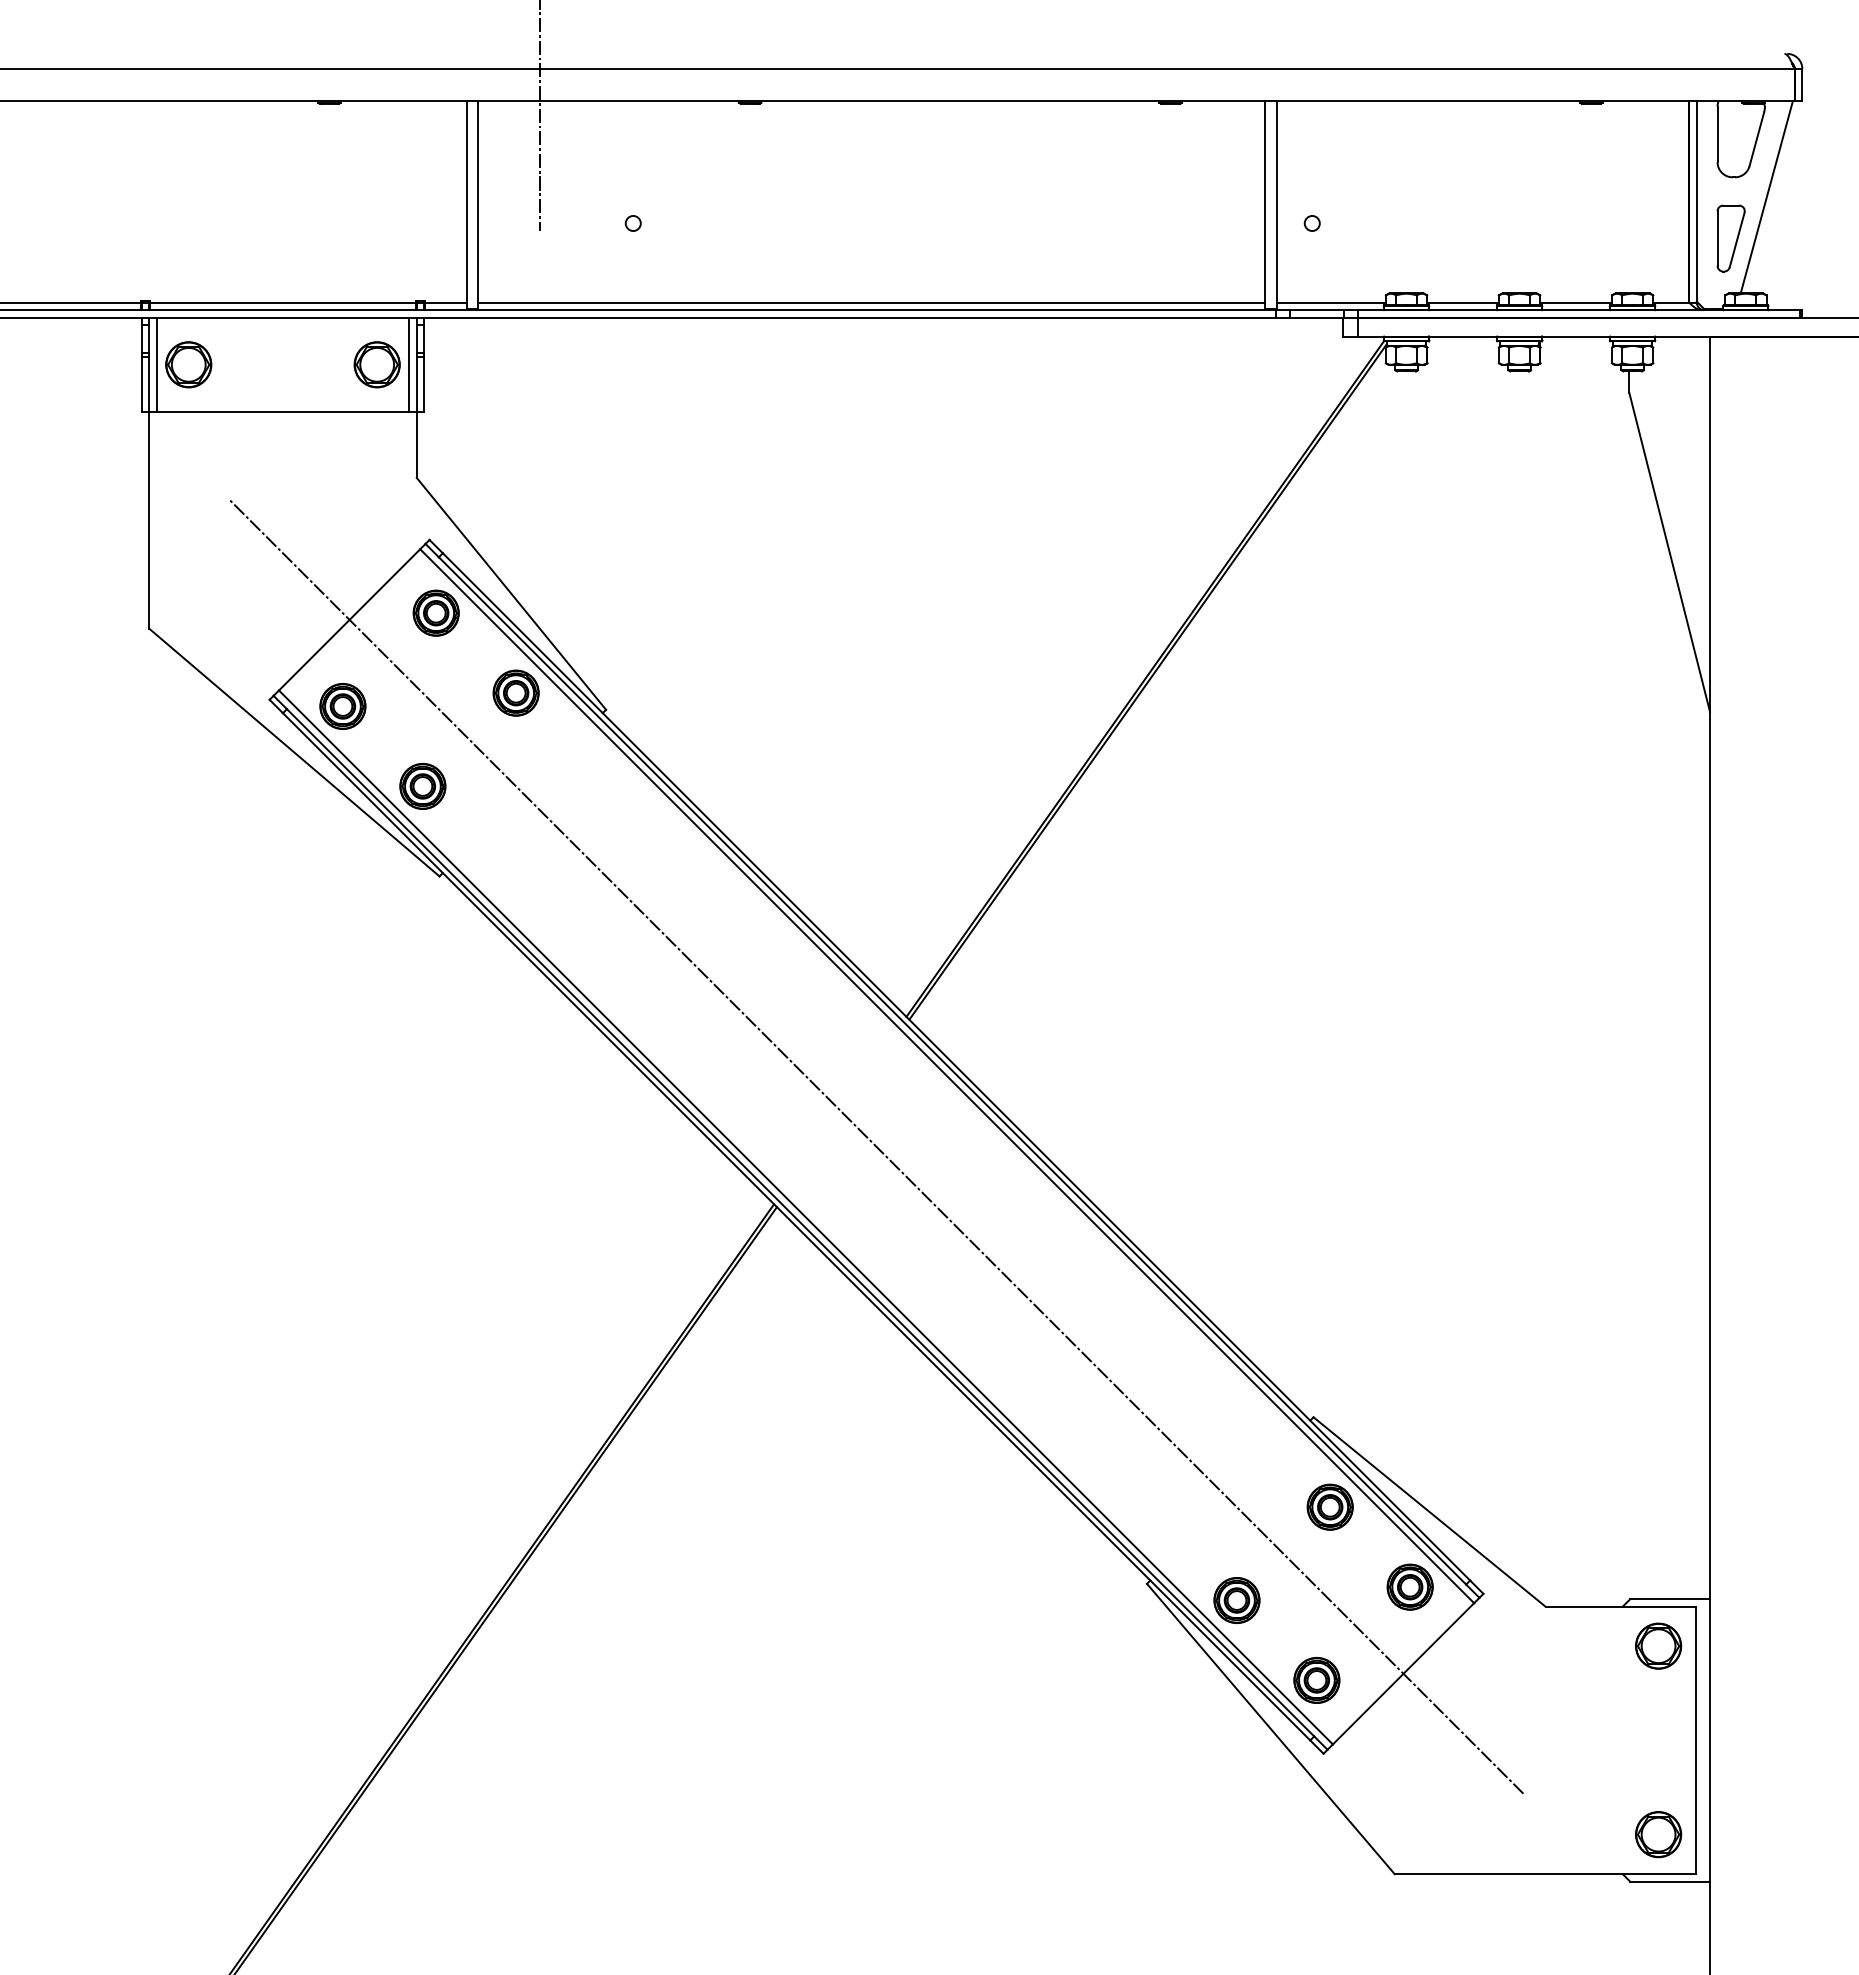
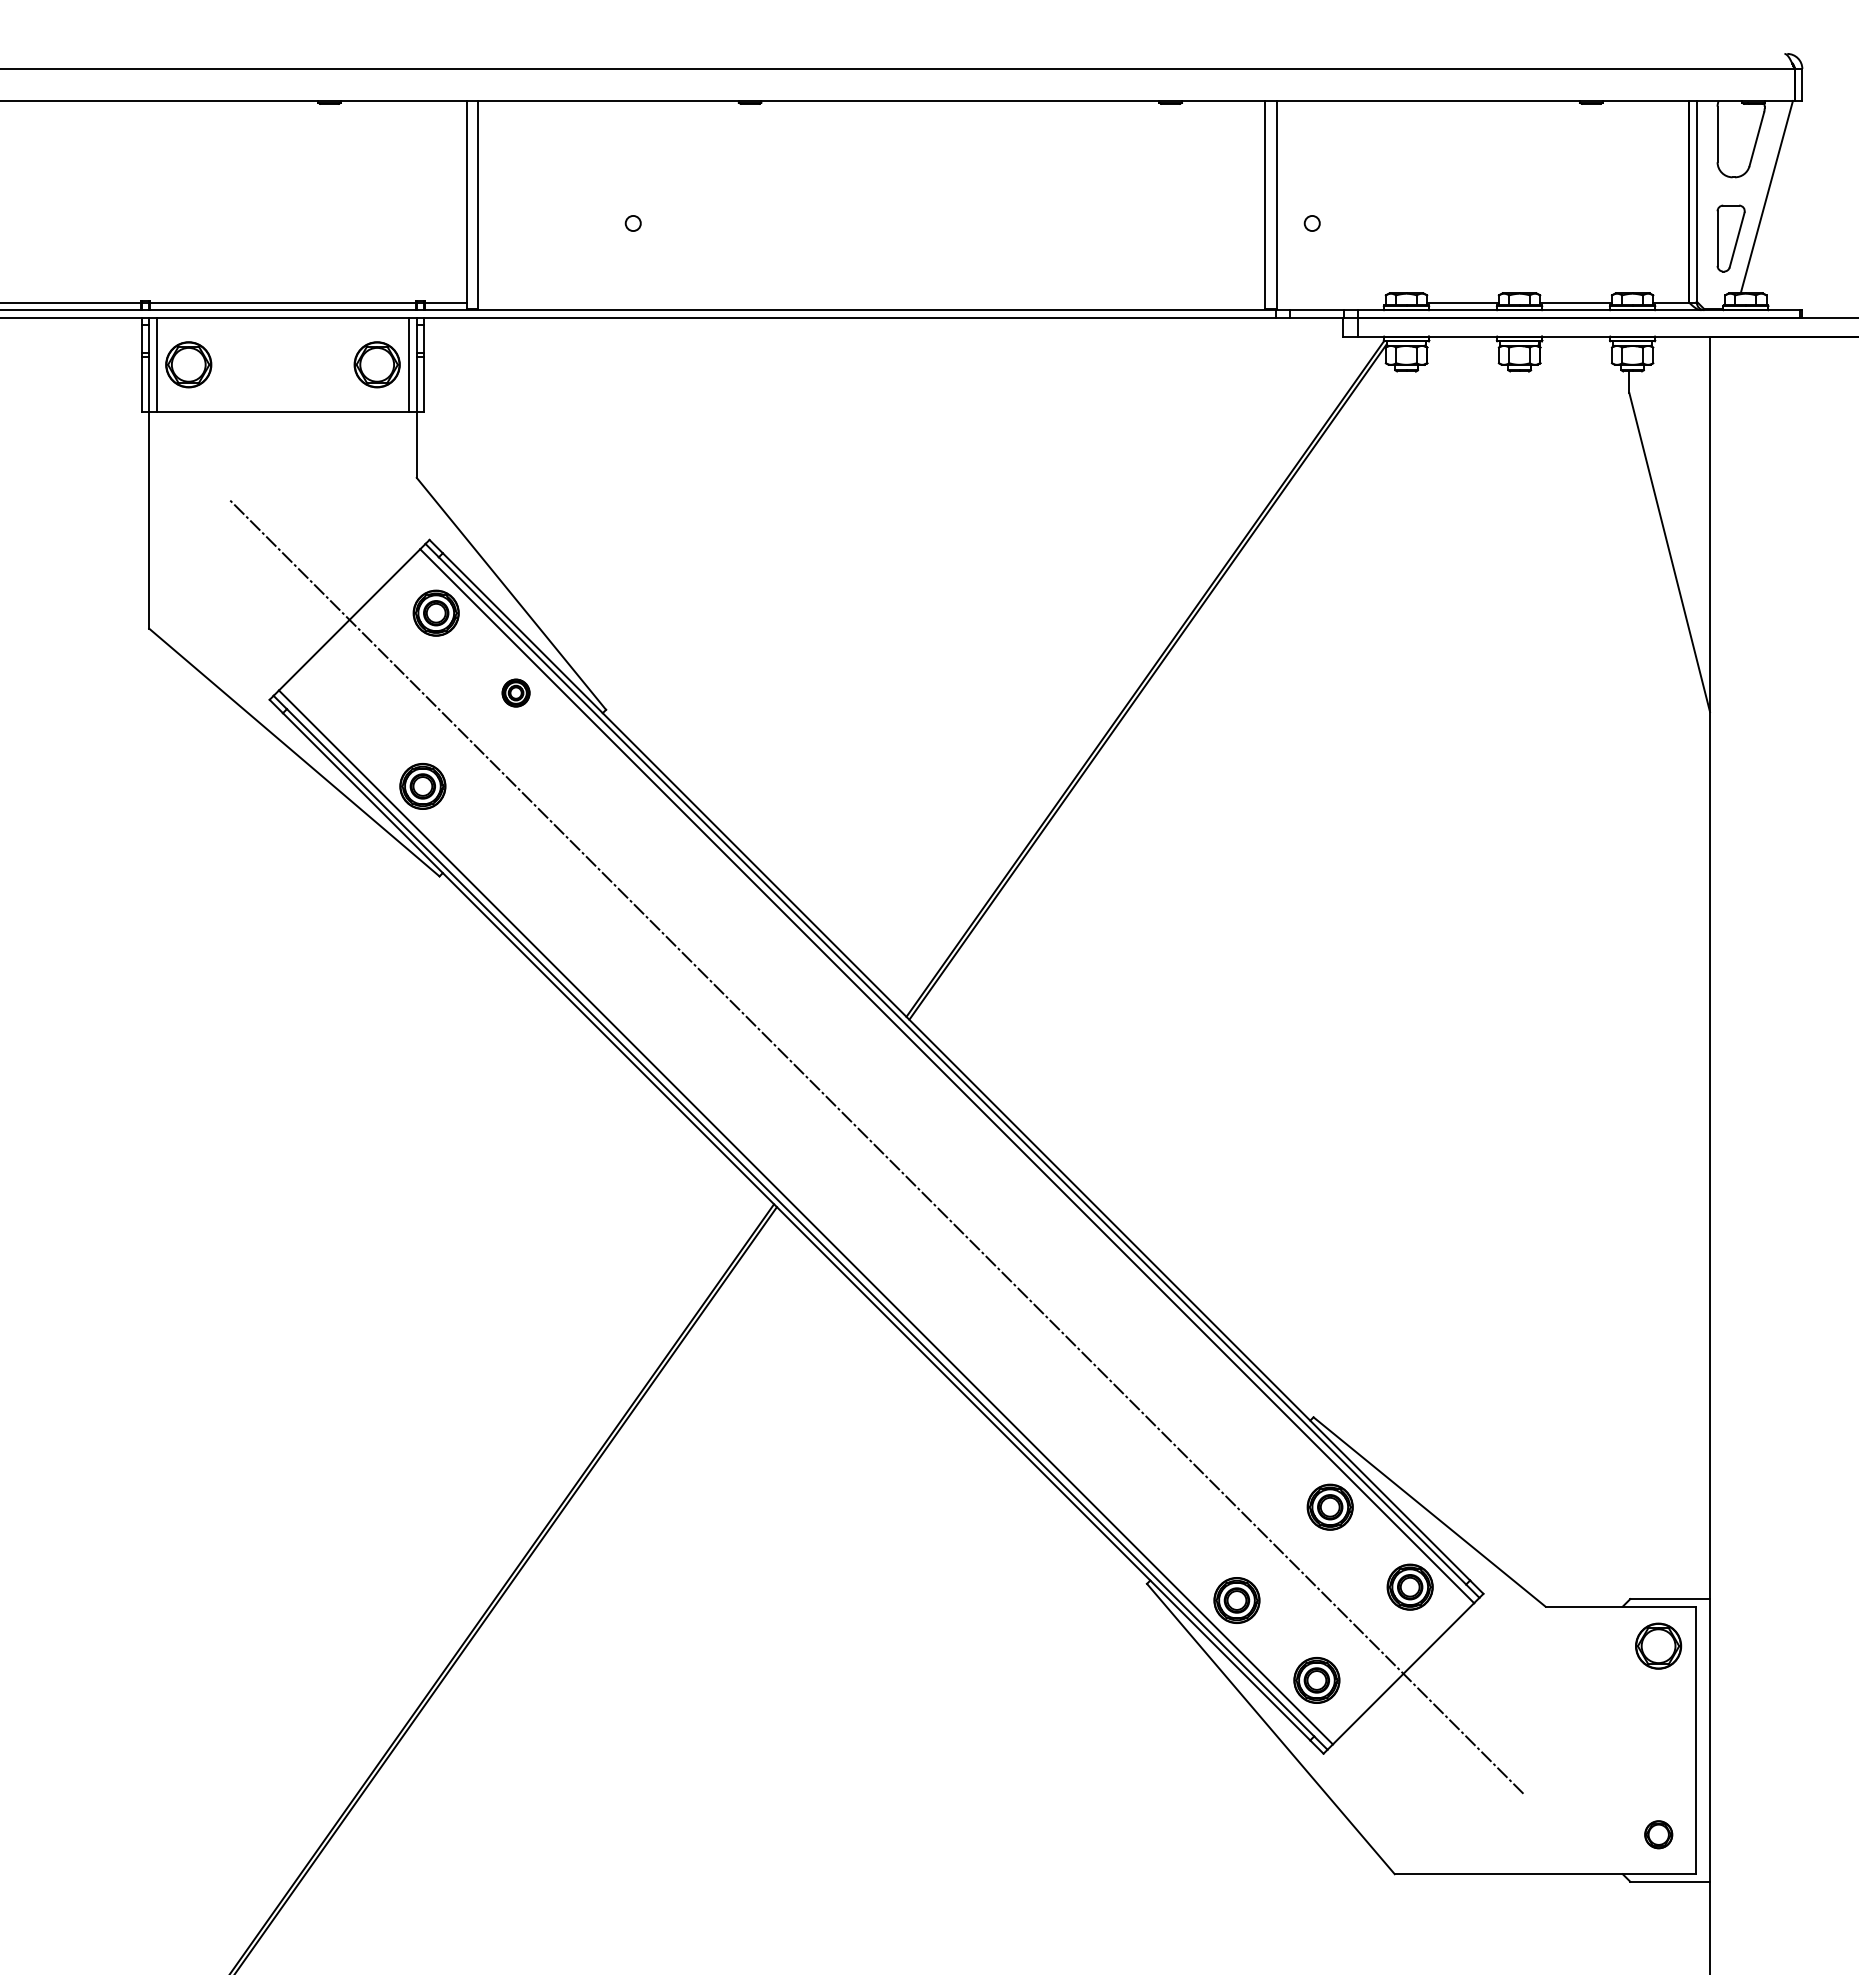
line: present -> none (539, 116)
line: present -> none (871, 302)
line: present -> none (1330, 302)
part size: 48x48 px -> 30x30 px (515, 692)
part: present -> none (342, 706)
part size: 48x48 px -> 30x30 px (1658, 1834)
